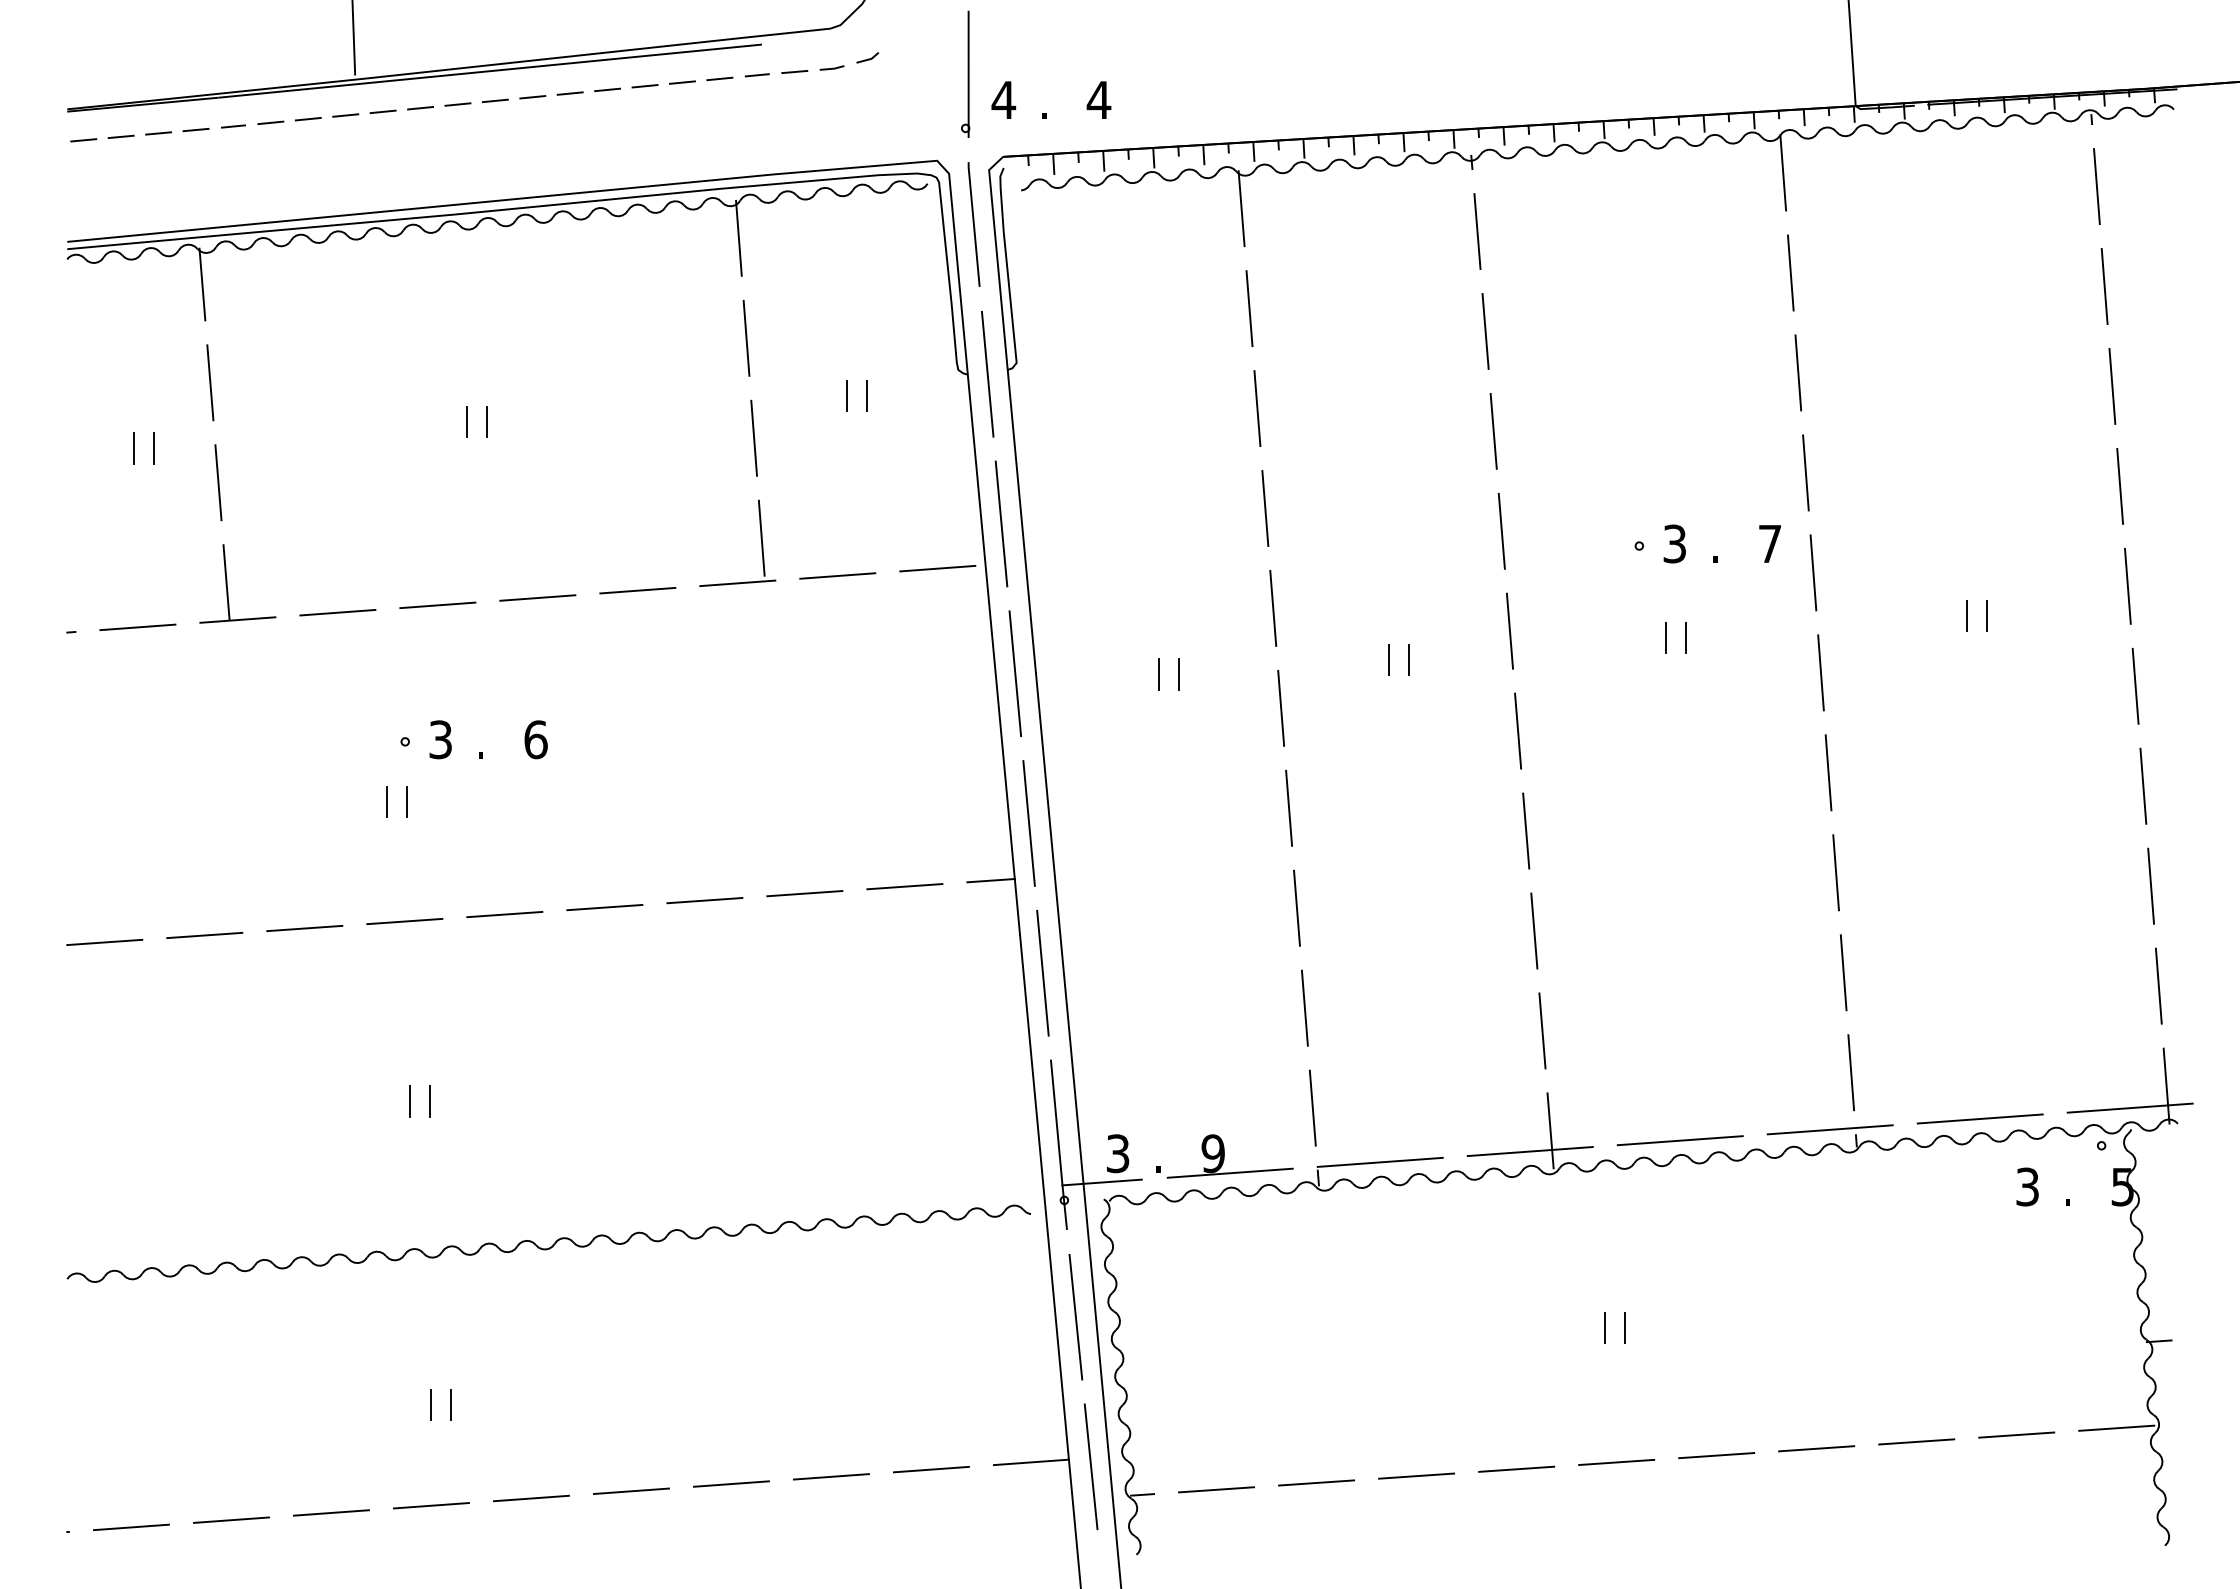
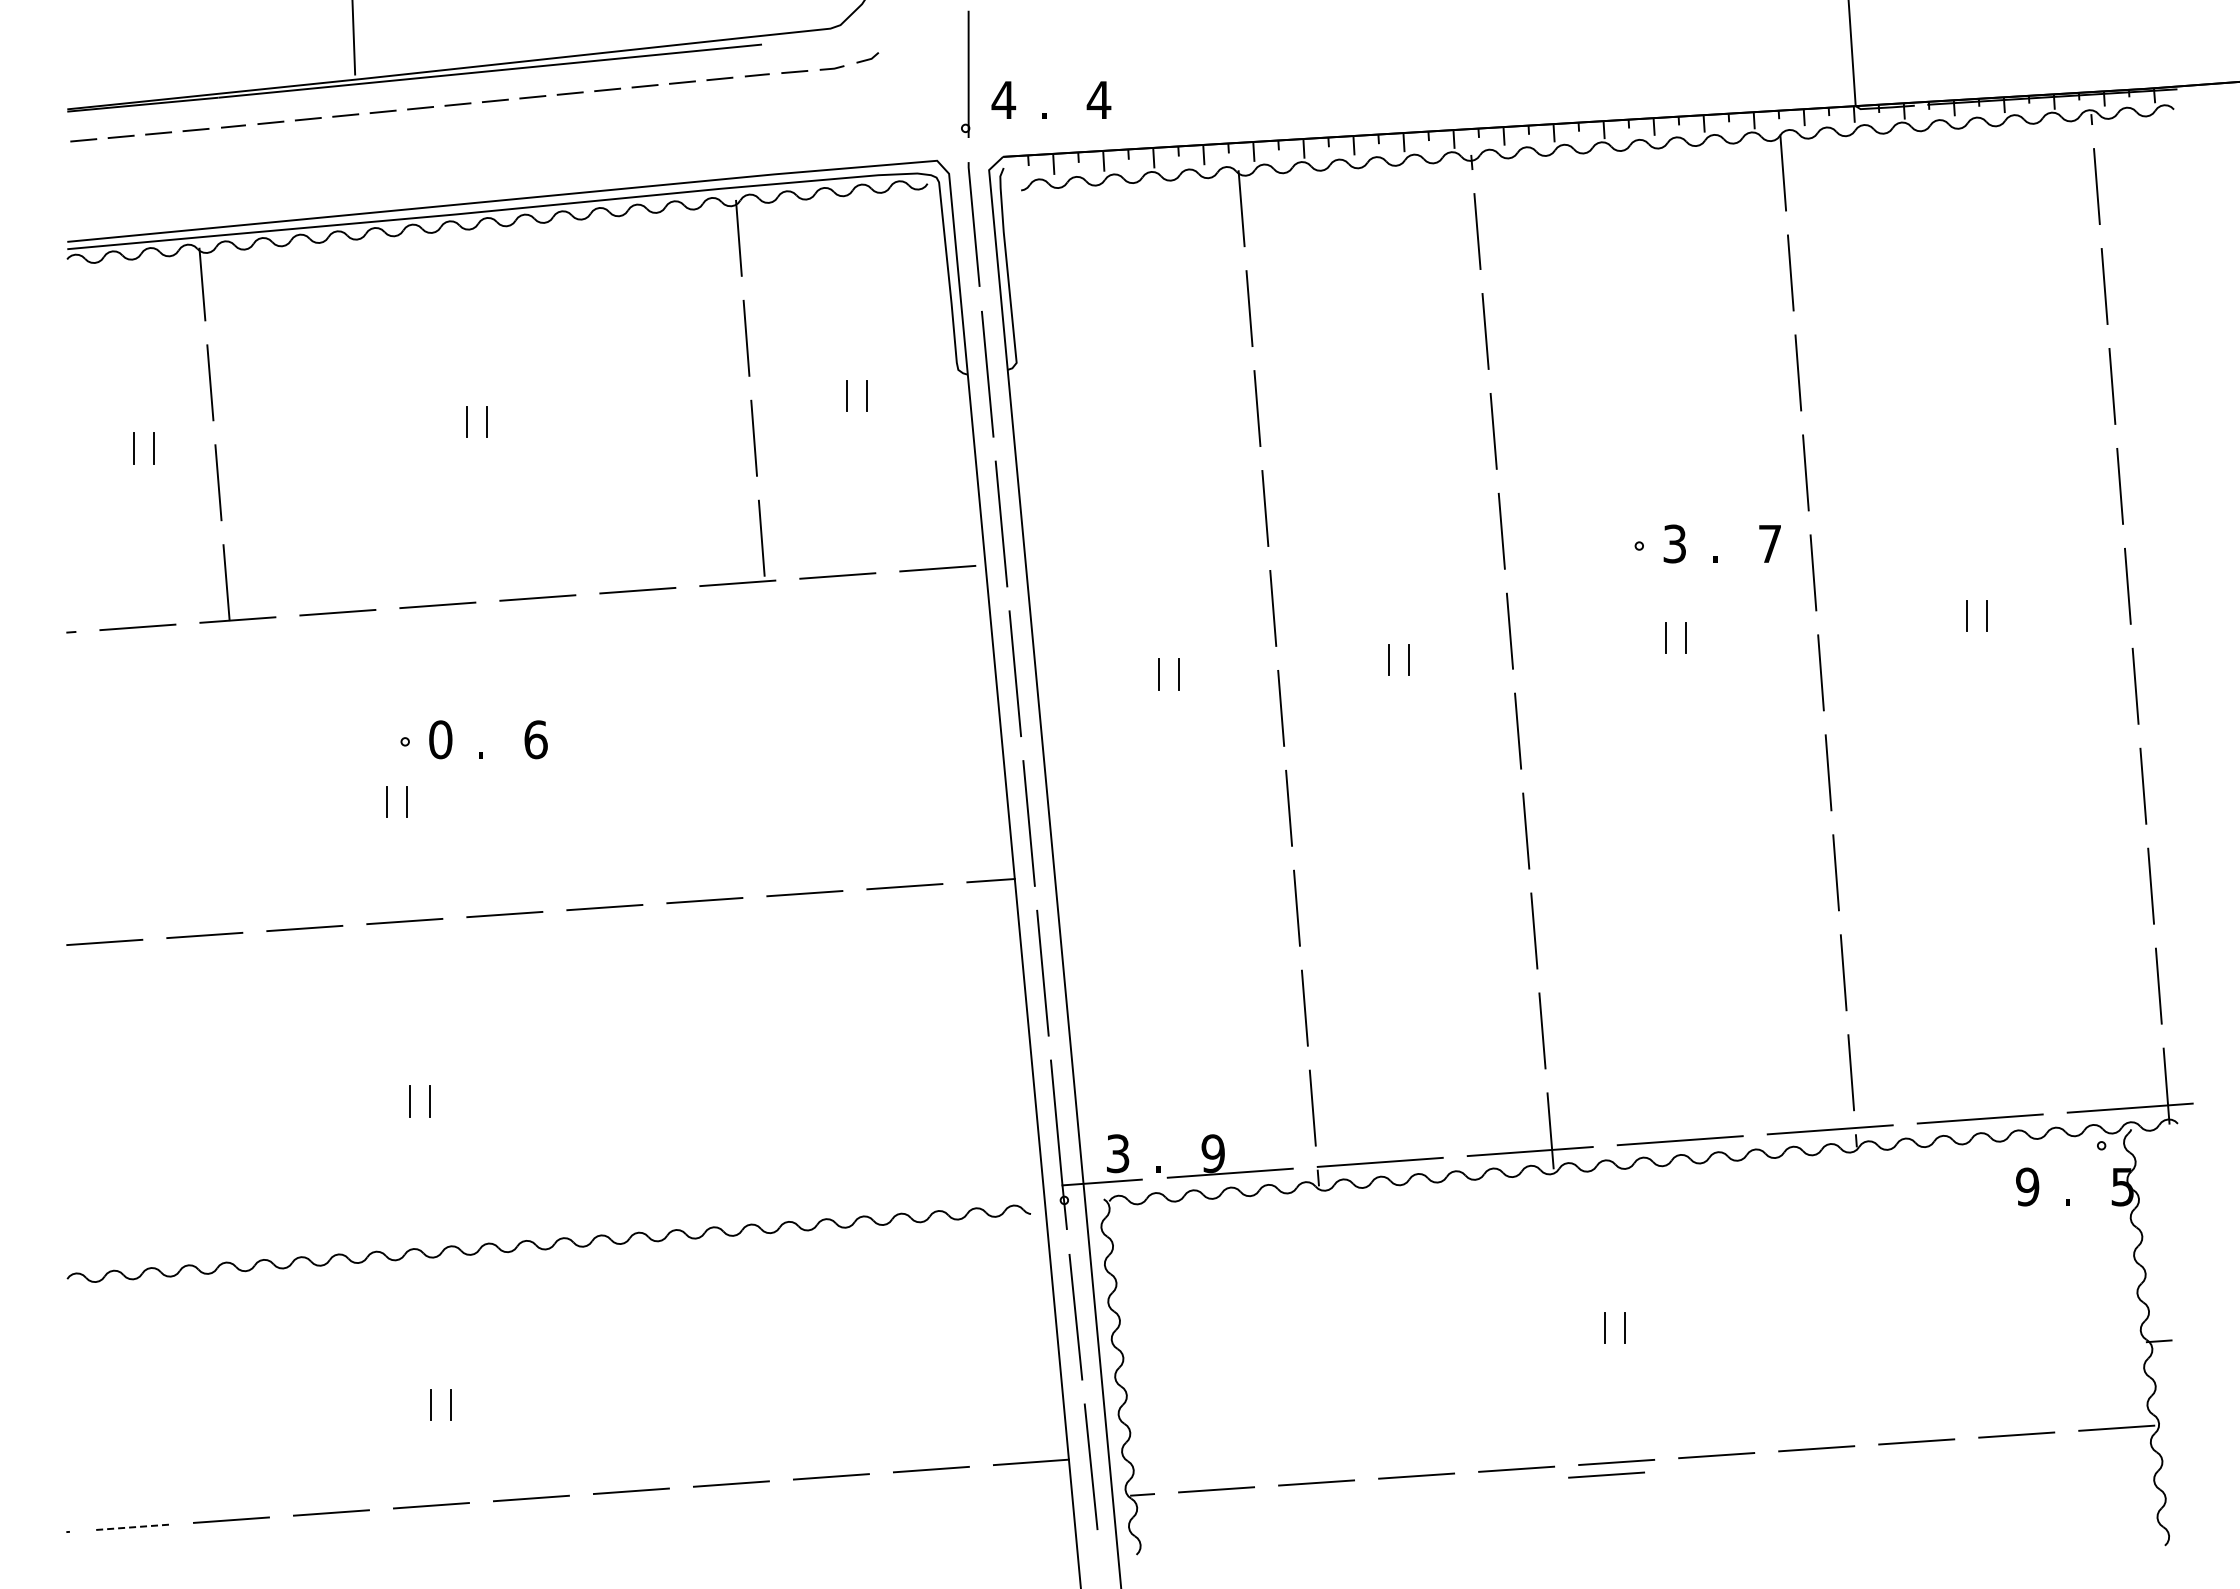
text: 3 -> 0 (440, 739)
text: 3 -> 9 (2027, 1186)
line: none -> present (1606, 1474)
line: solid -> dashed (131, 1527)
